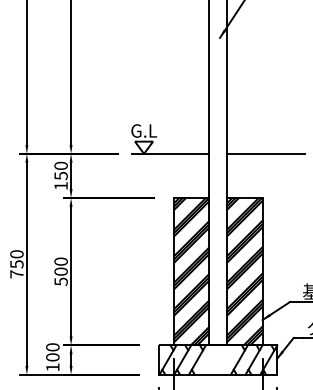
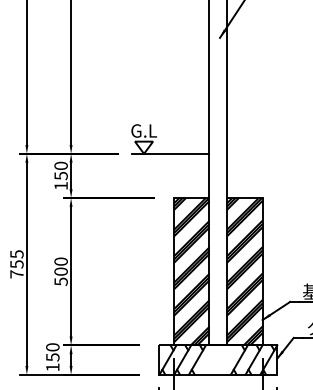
line: present -> none (266, 153)
text: 750 -> 755 (16, 254)
text: 100 -> 150 (52, 357)
